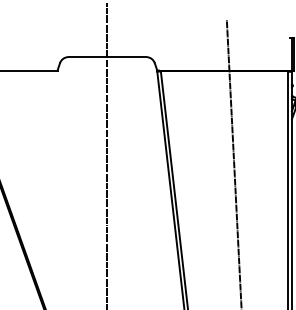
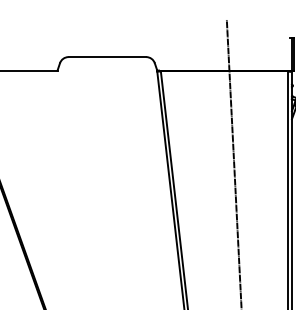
line: present -> none (107, 154)
